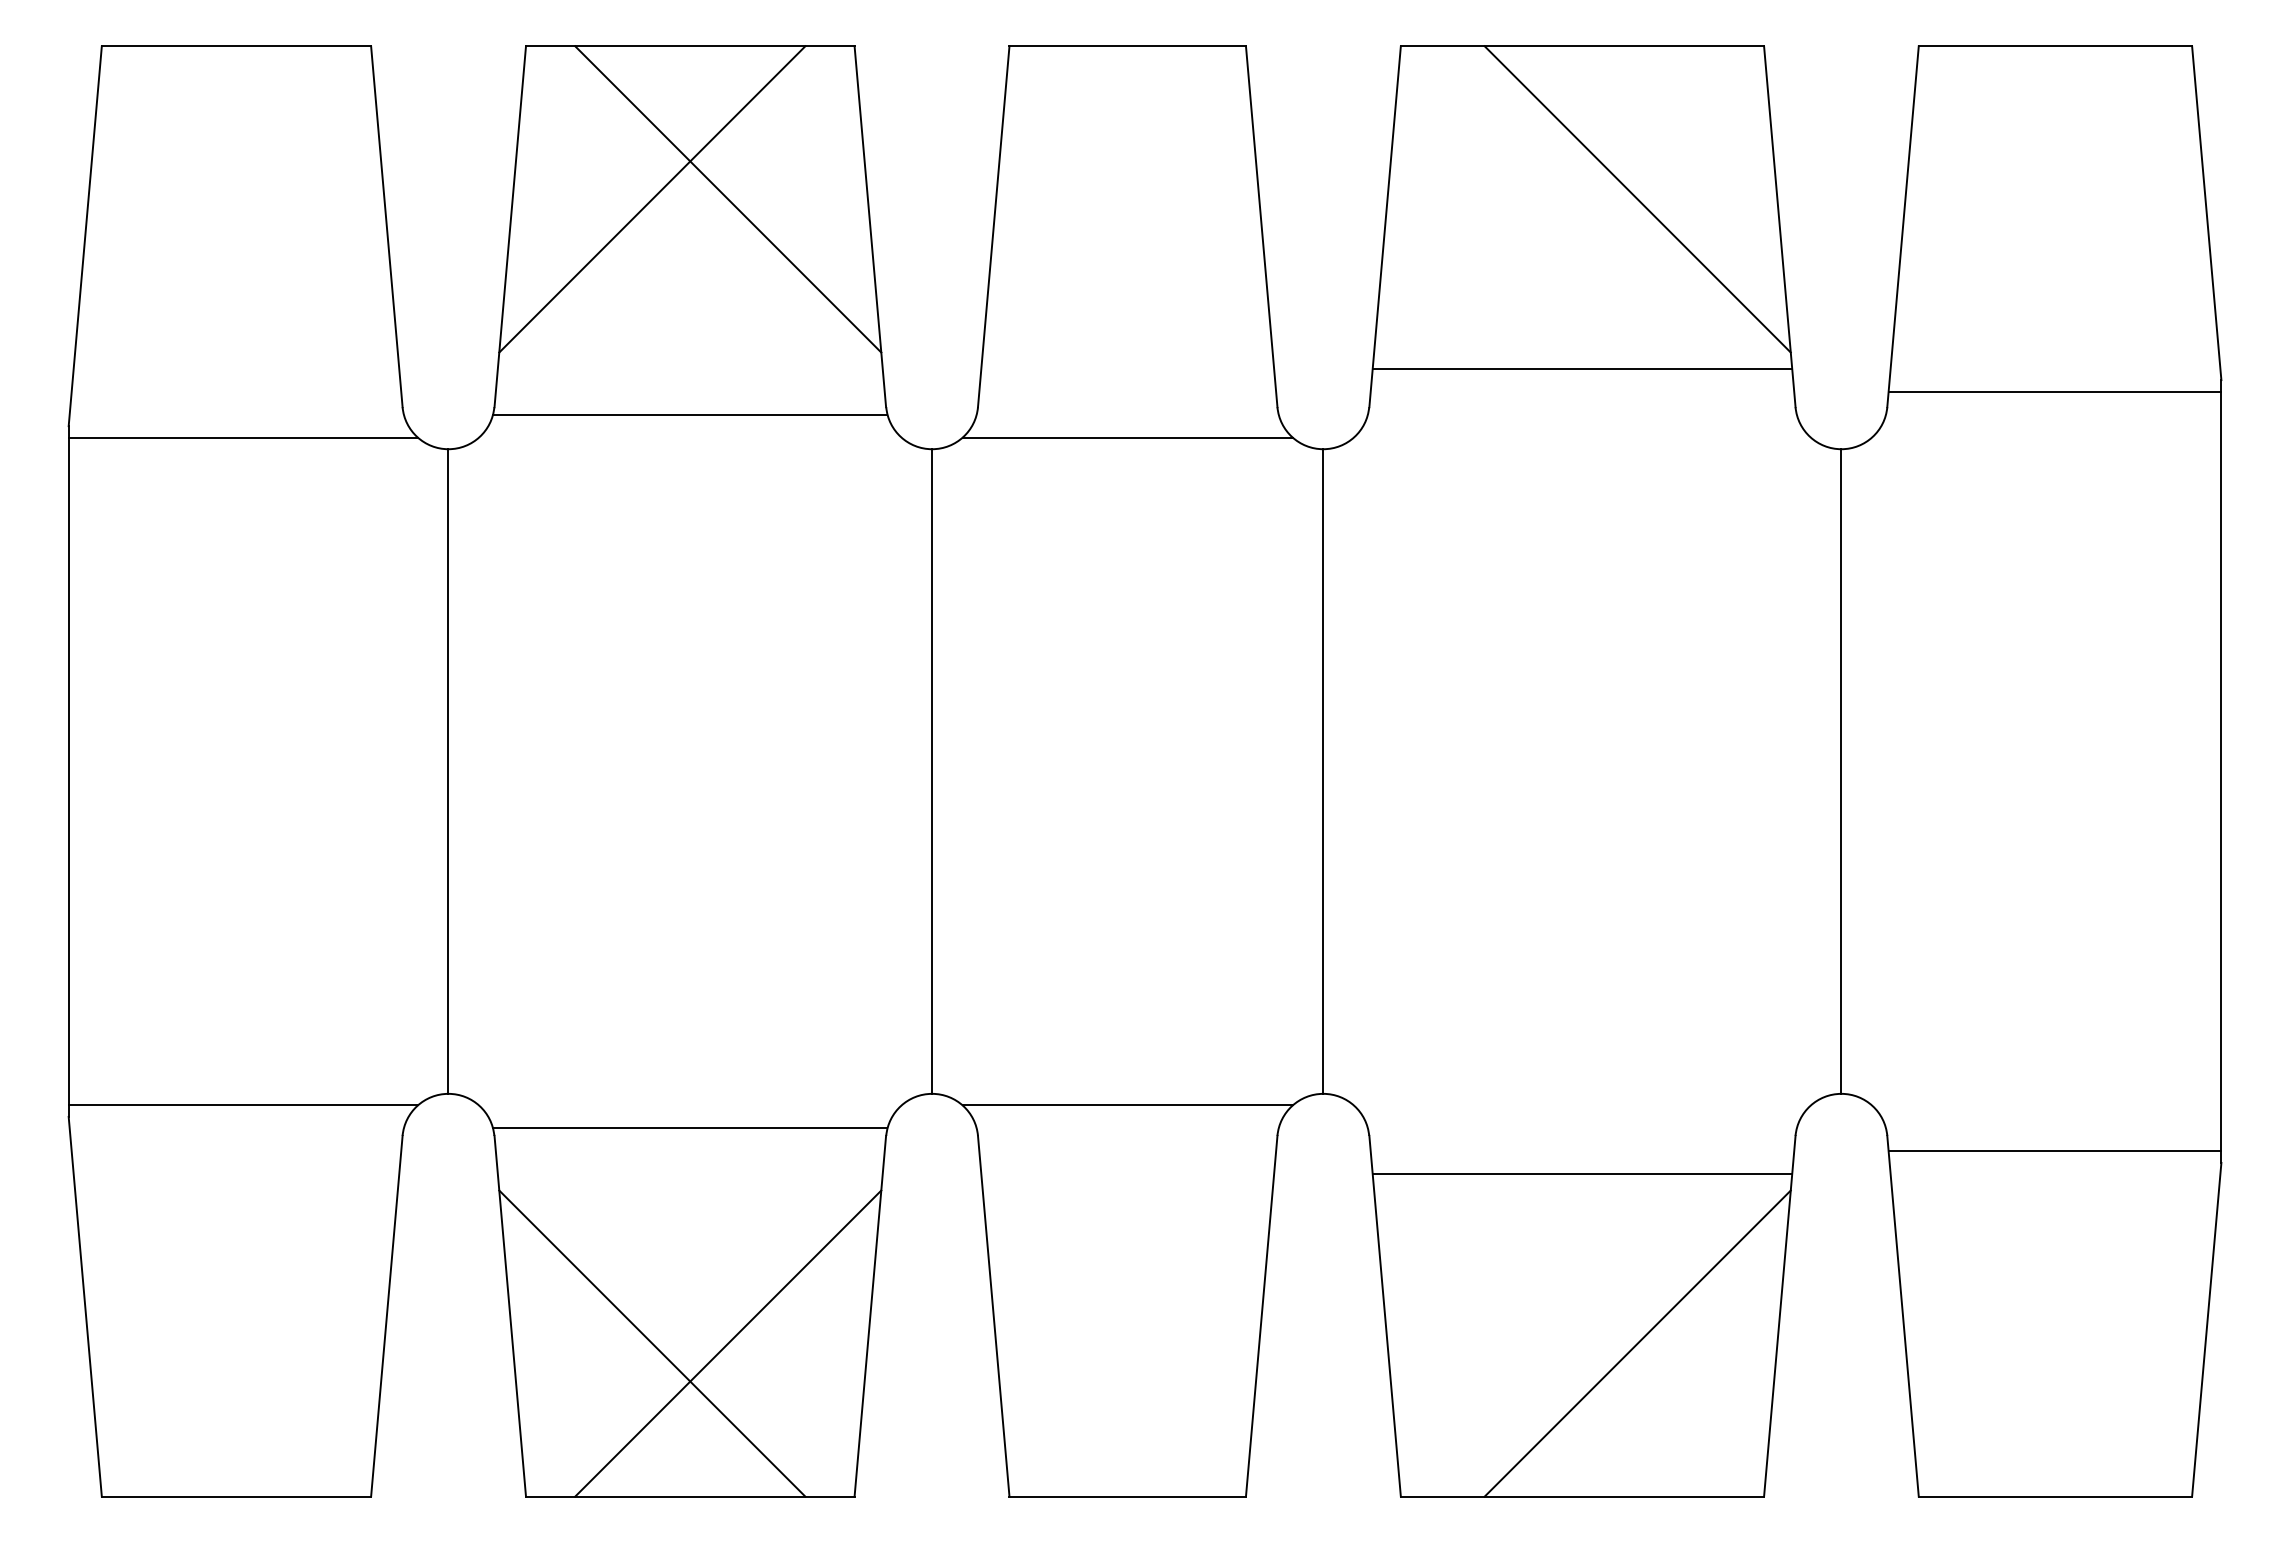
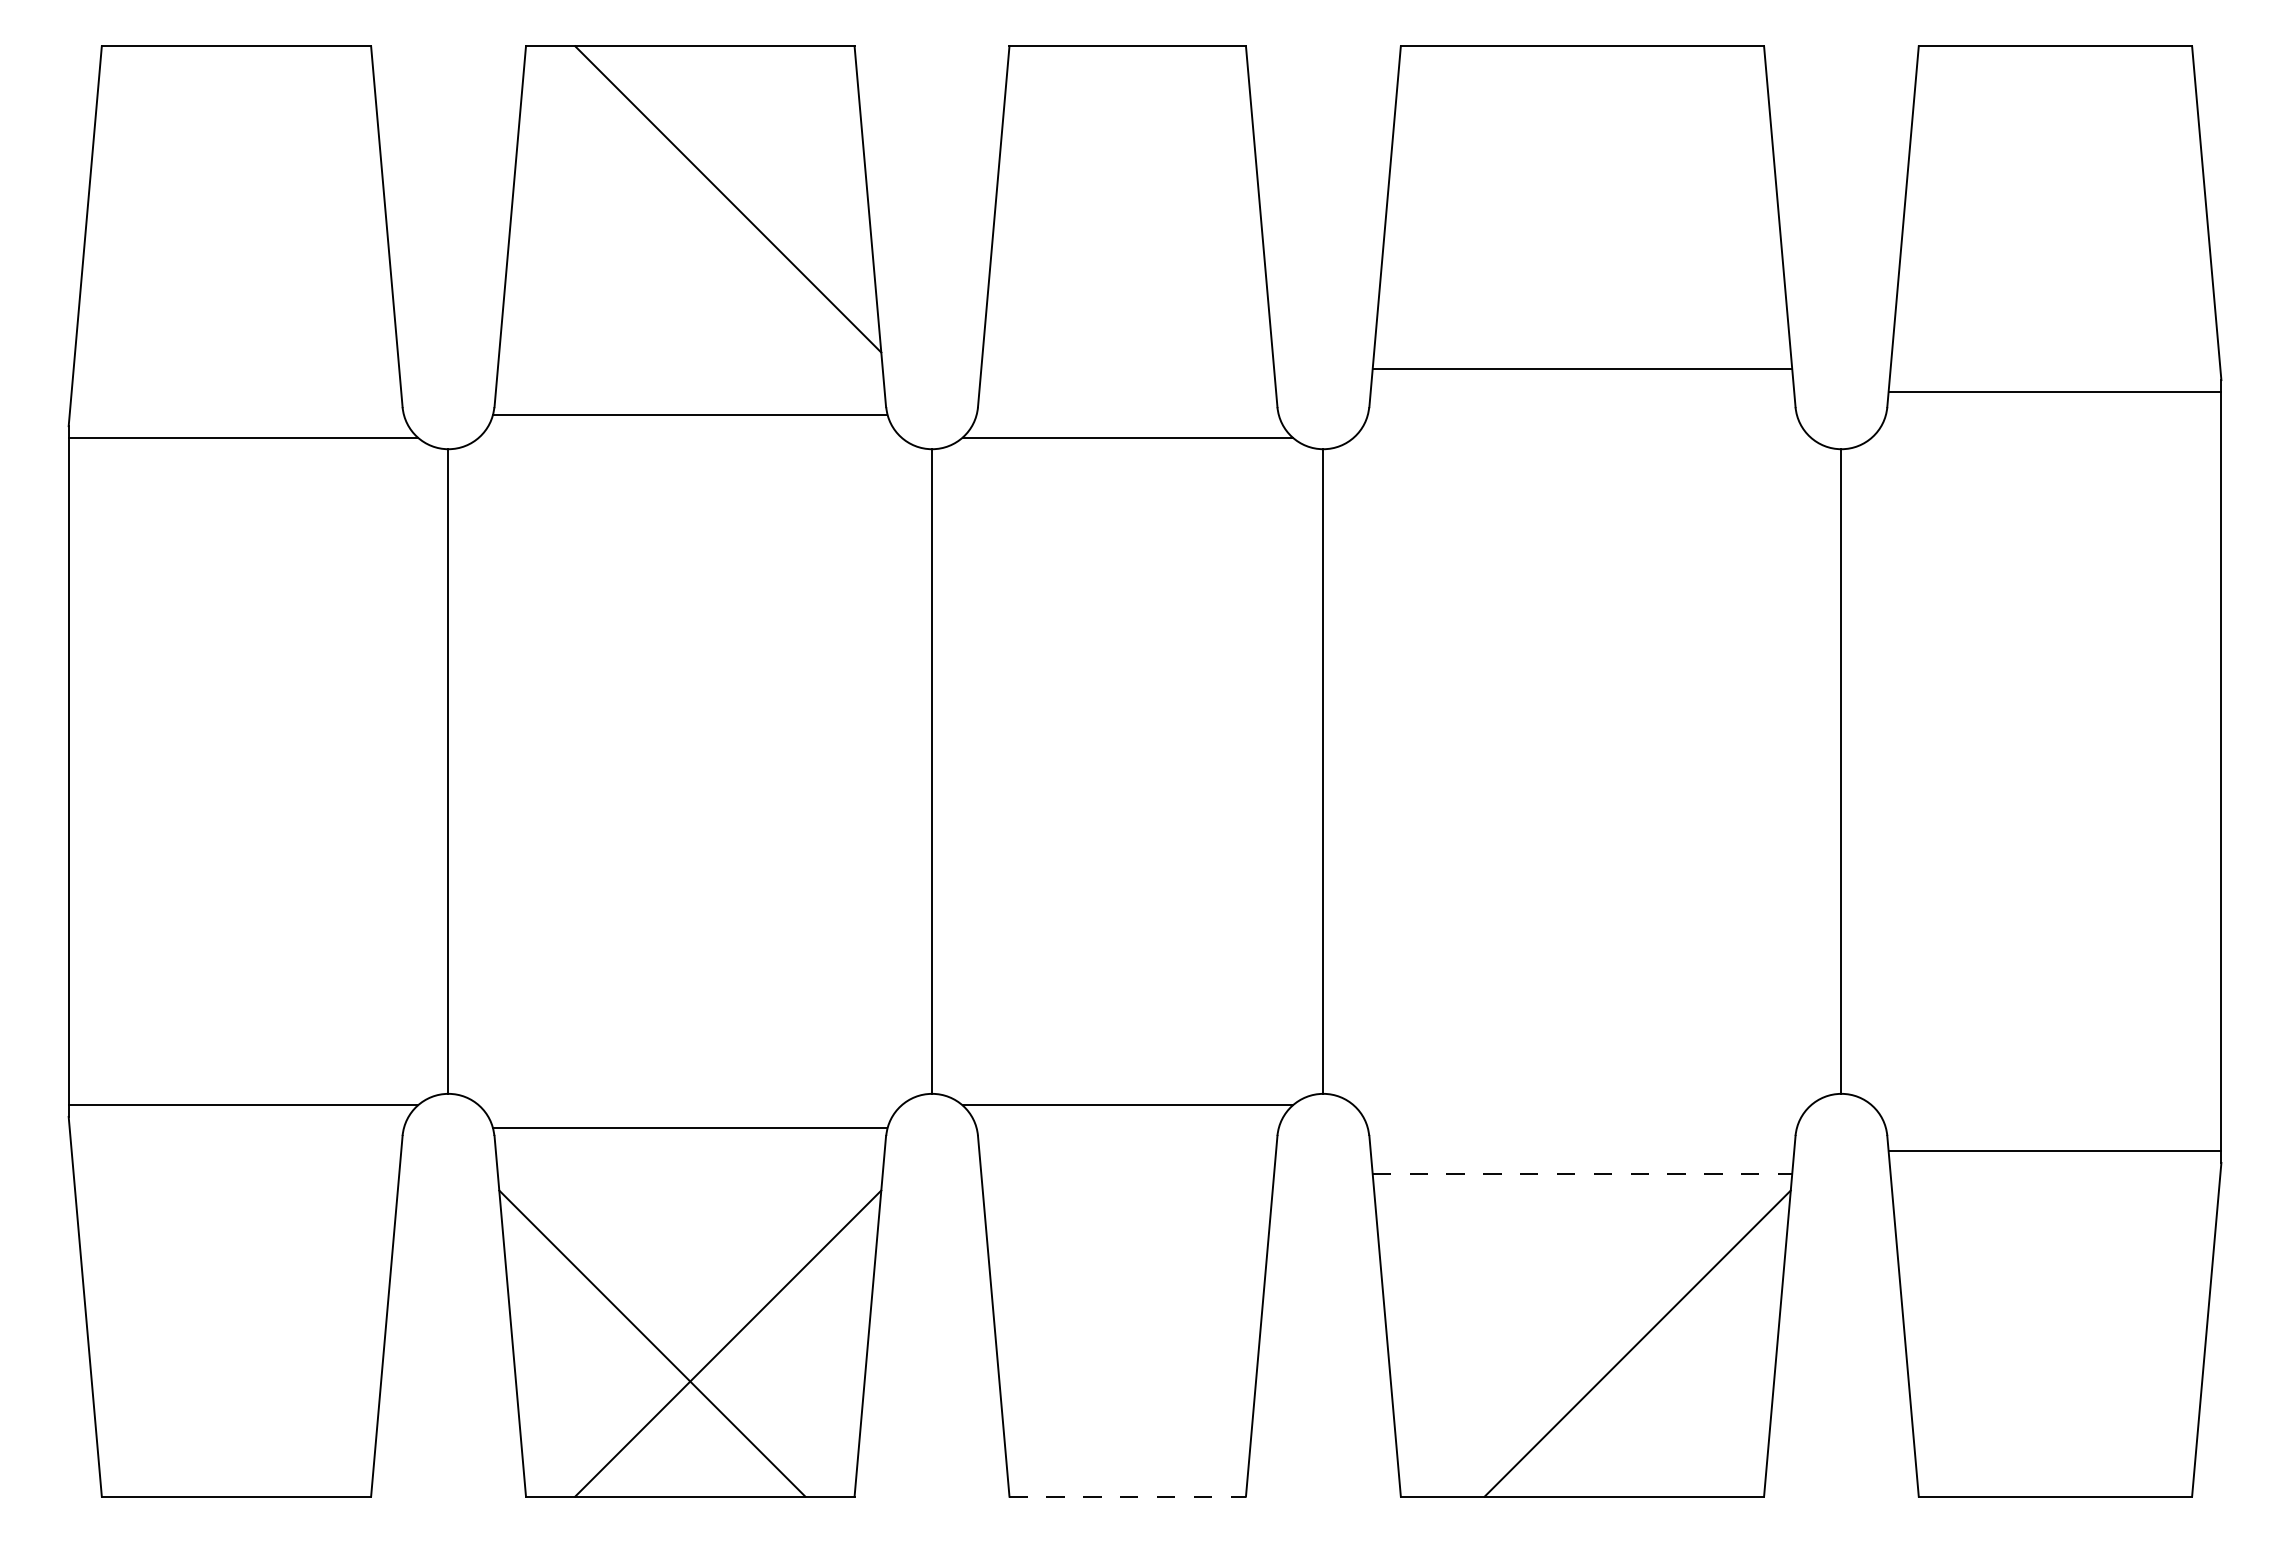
line: present -> none (652, 199)
line: present -> none (1637, 199)
line: solid -> dashed (1582, 1174)
line: solid -> dashed (1128, 1496)
